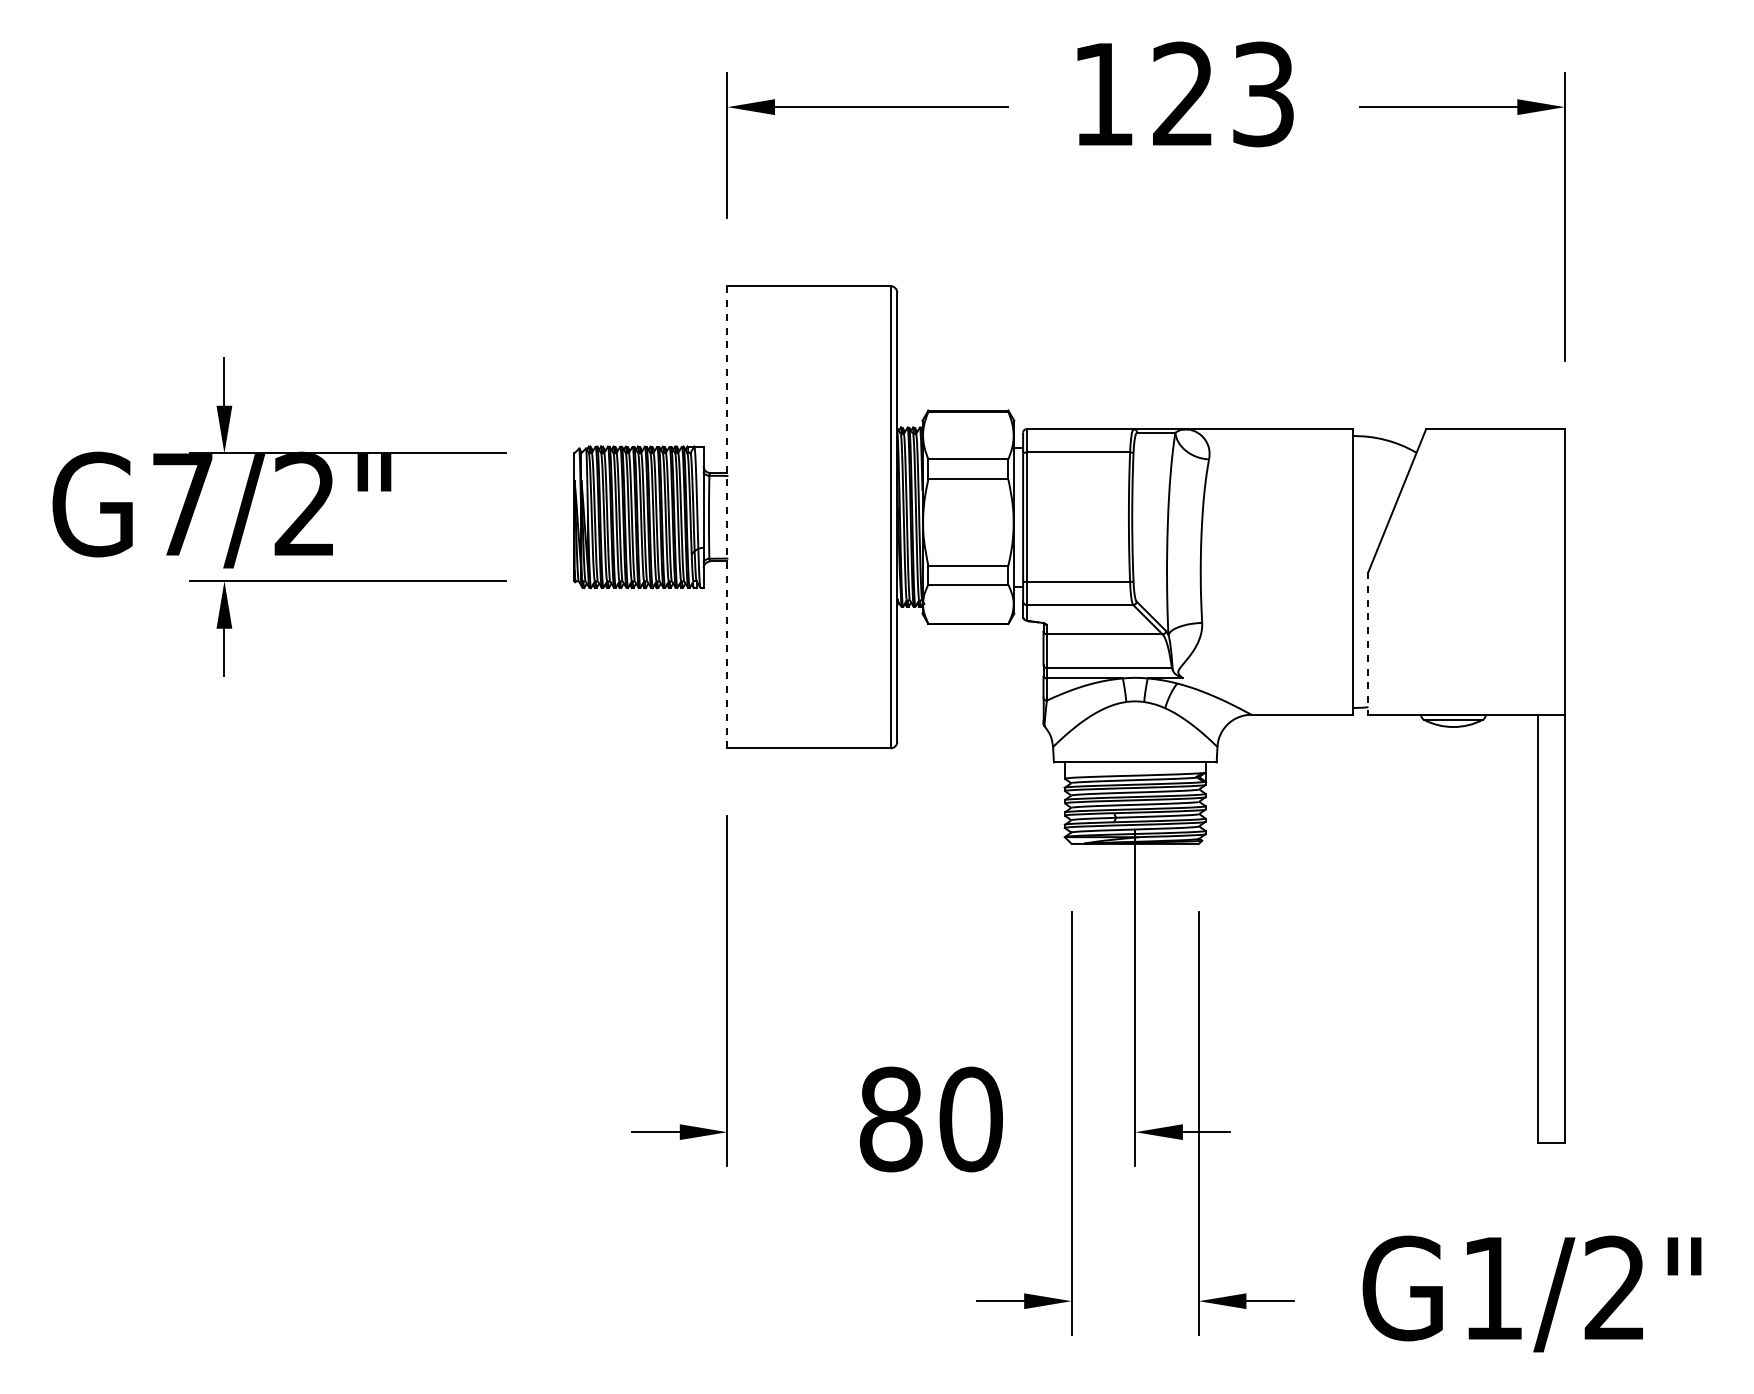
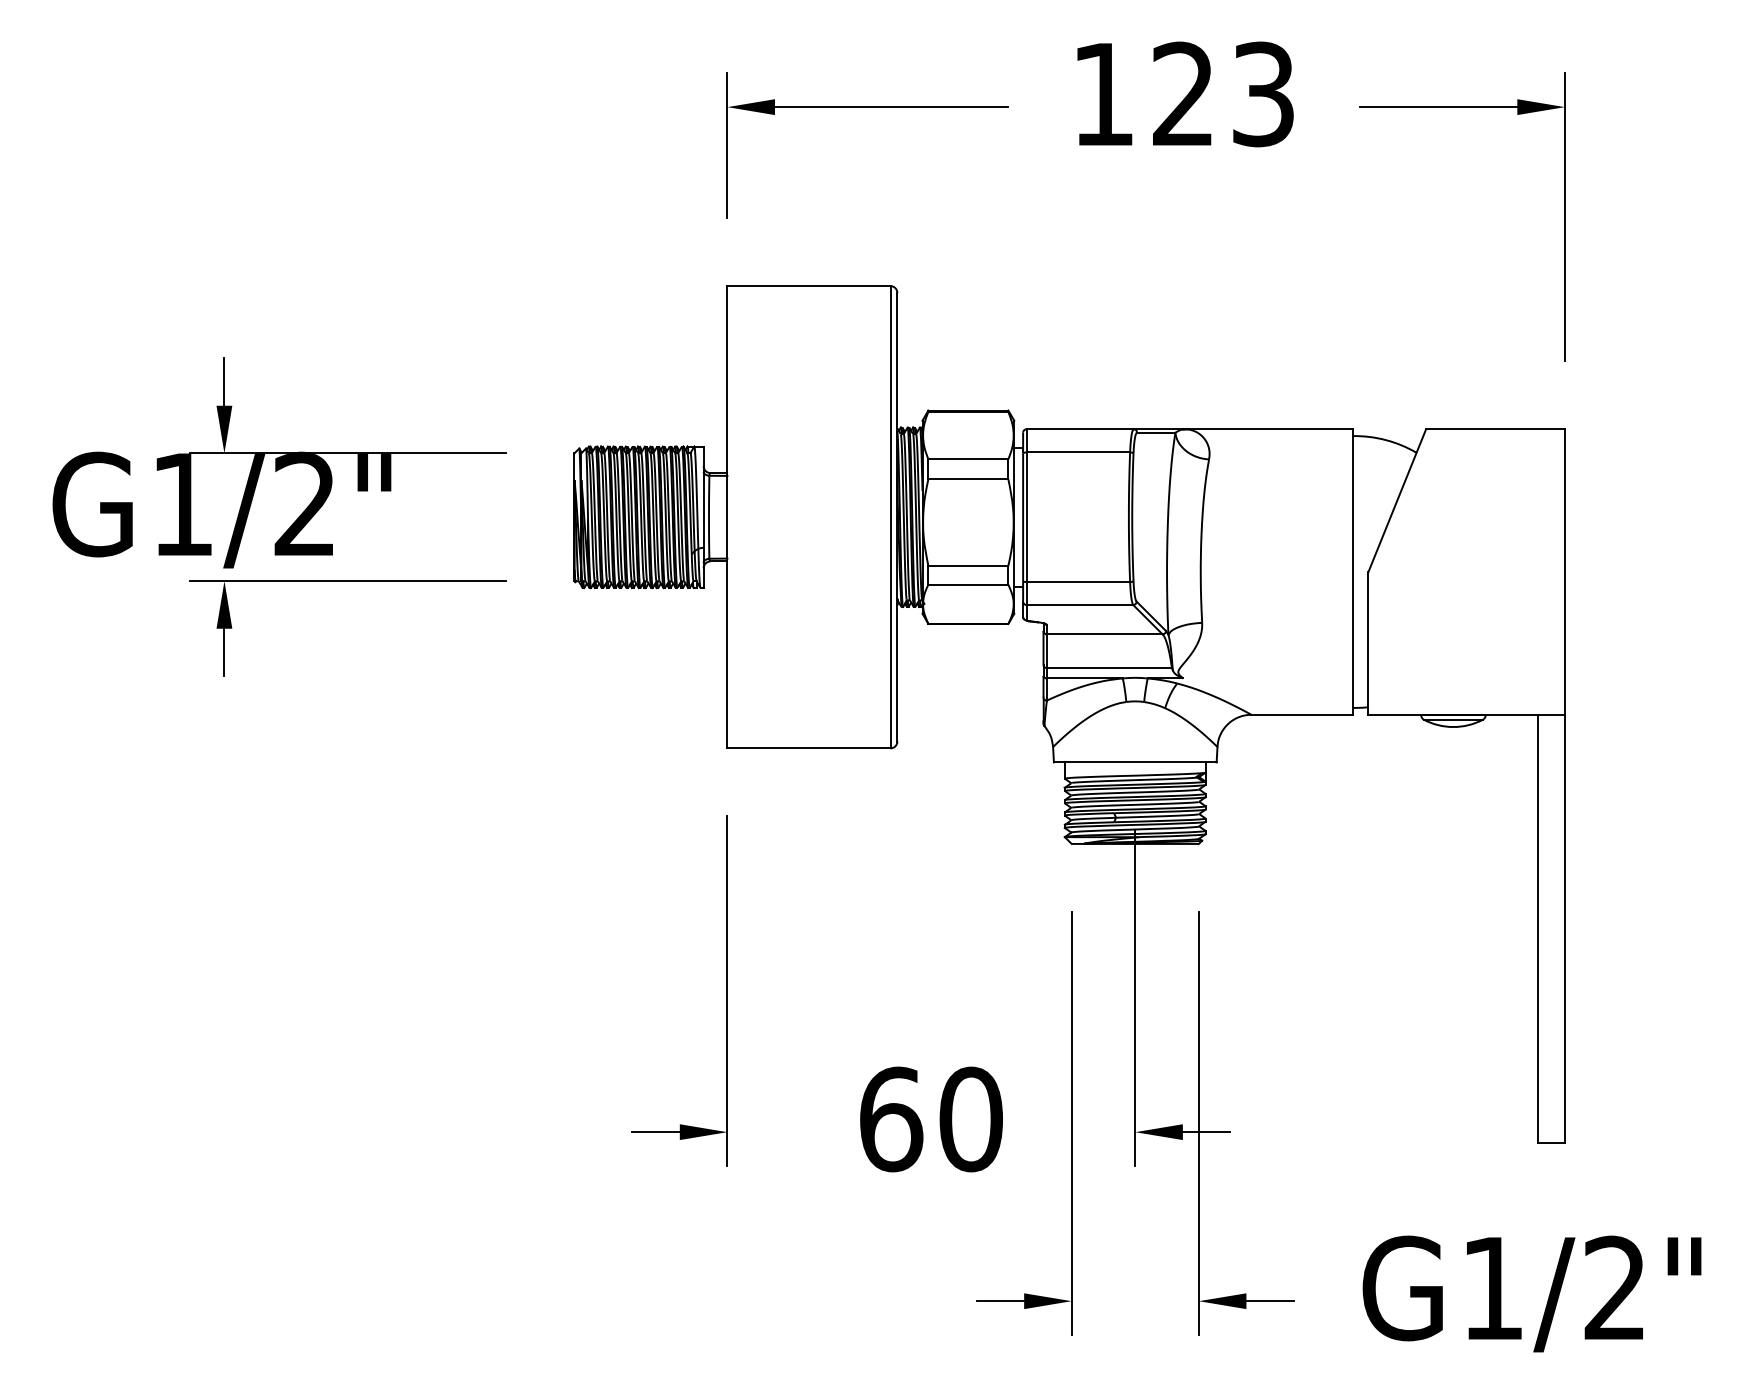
text: G7/2" -> G1/2" (182, 504)
line: dashed -> solid (727, 517)
line: dashed -> solid (1368, 643)
text: 80 -> 60 (891, 1119)
